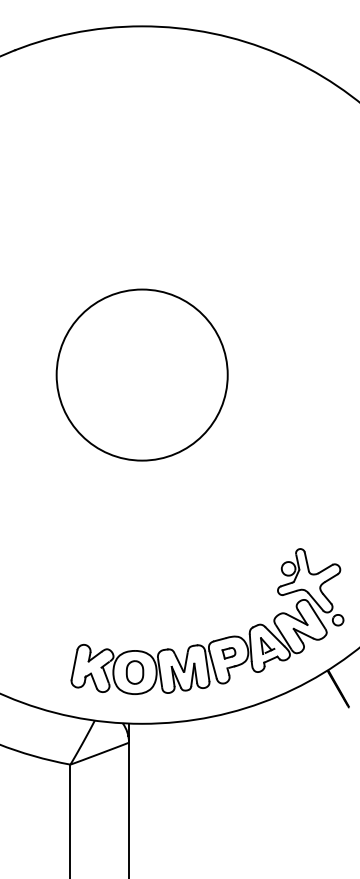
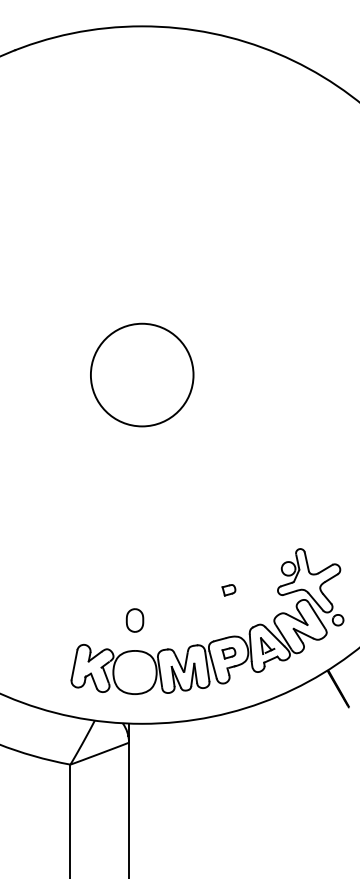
circle diameter: 171 px -> 103 px (141, 374)
part: none -> present (228, 590)
part position: (134, 672) -> (134, 620) (134, 620)
